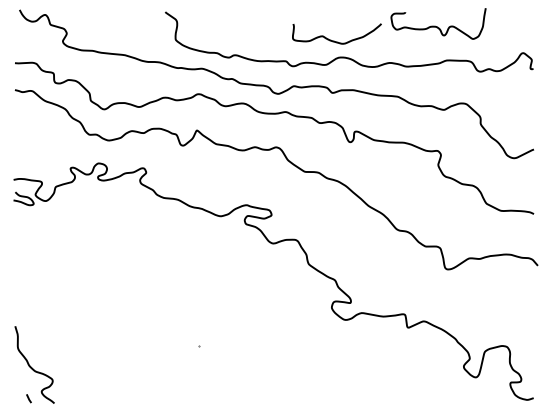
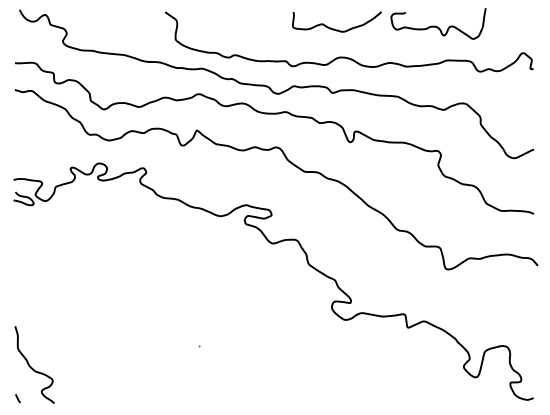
curve position: (334, 40) -> (334, 28) (334, 28)
line position: (28, 398) -> (17, 398) (17, 398)
